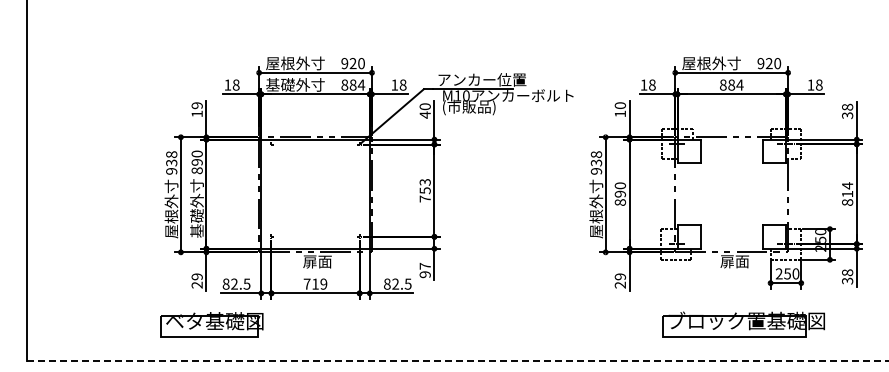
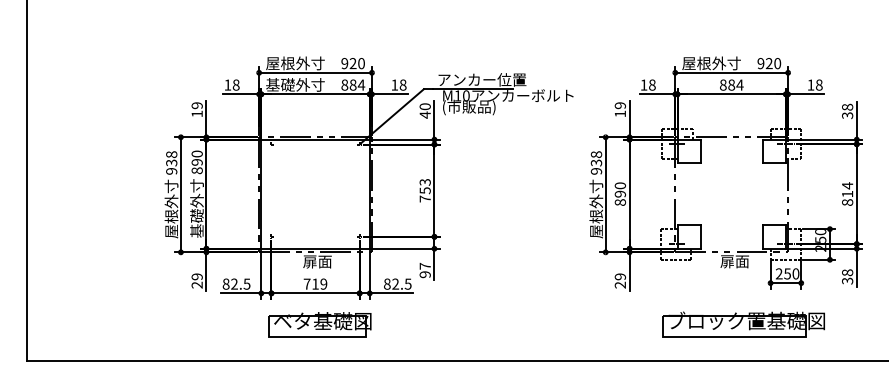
text: 10 -> 19 (620, 105)
part position: (211, 324) -> (319, 324) (319, 324)
line: dashed -> solid (457, 360)
